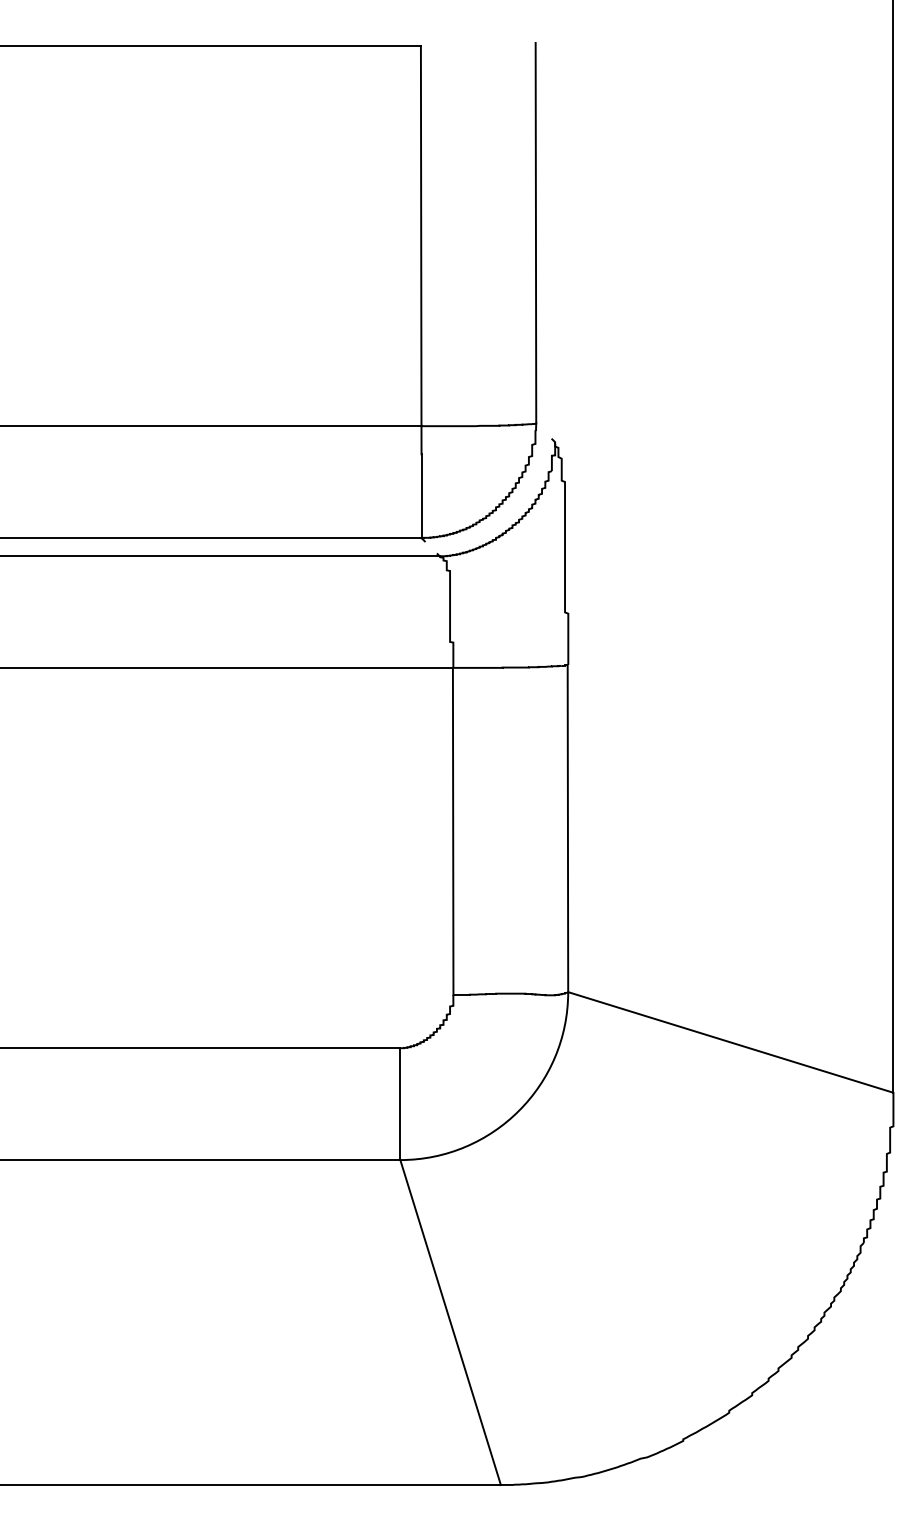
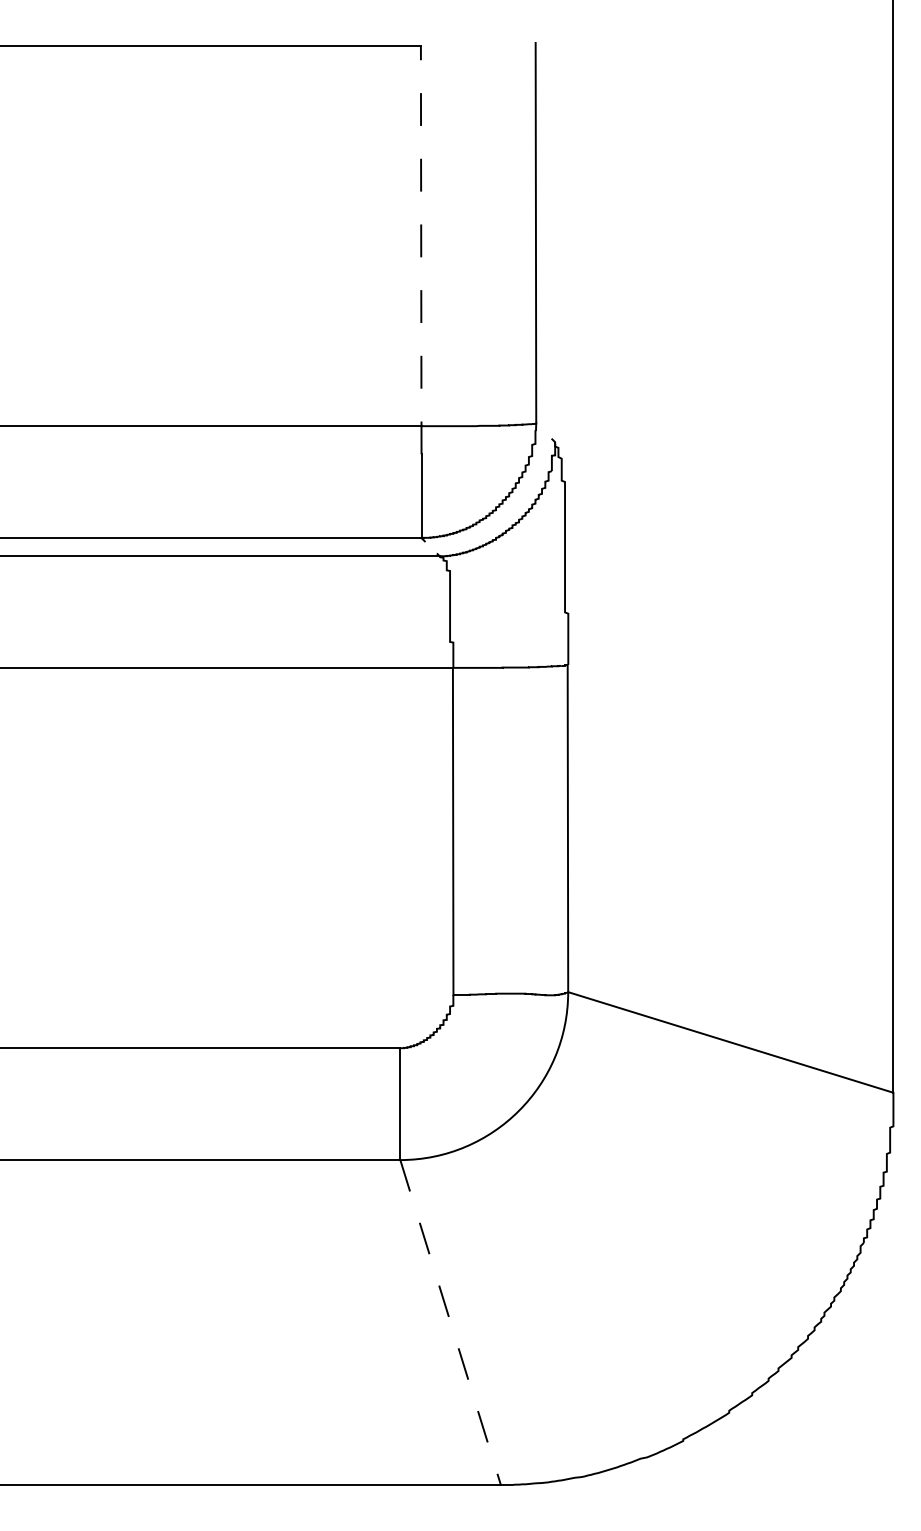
line: solid -> dashed (421, 249)
line: solid -> dashed (450, 1323)
